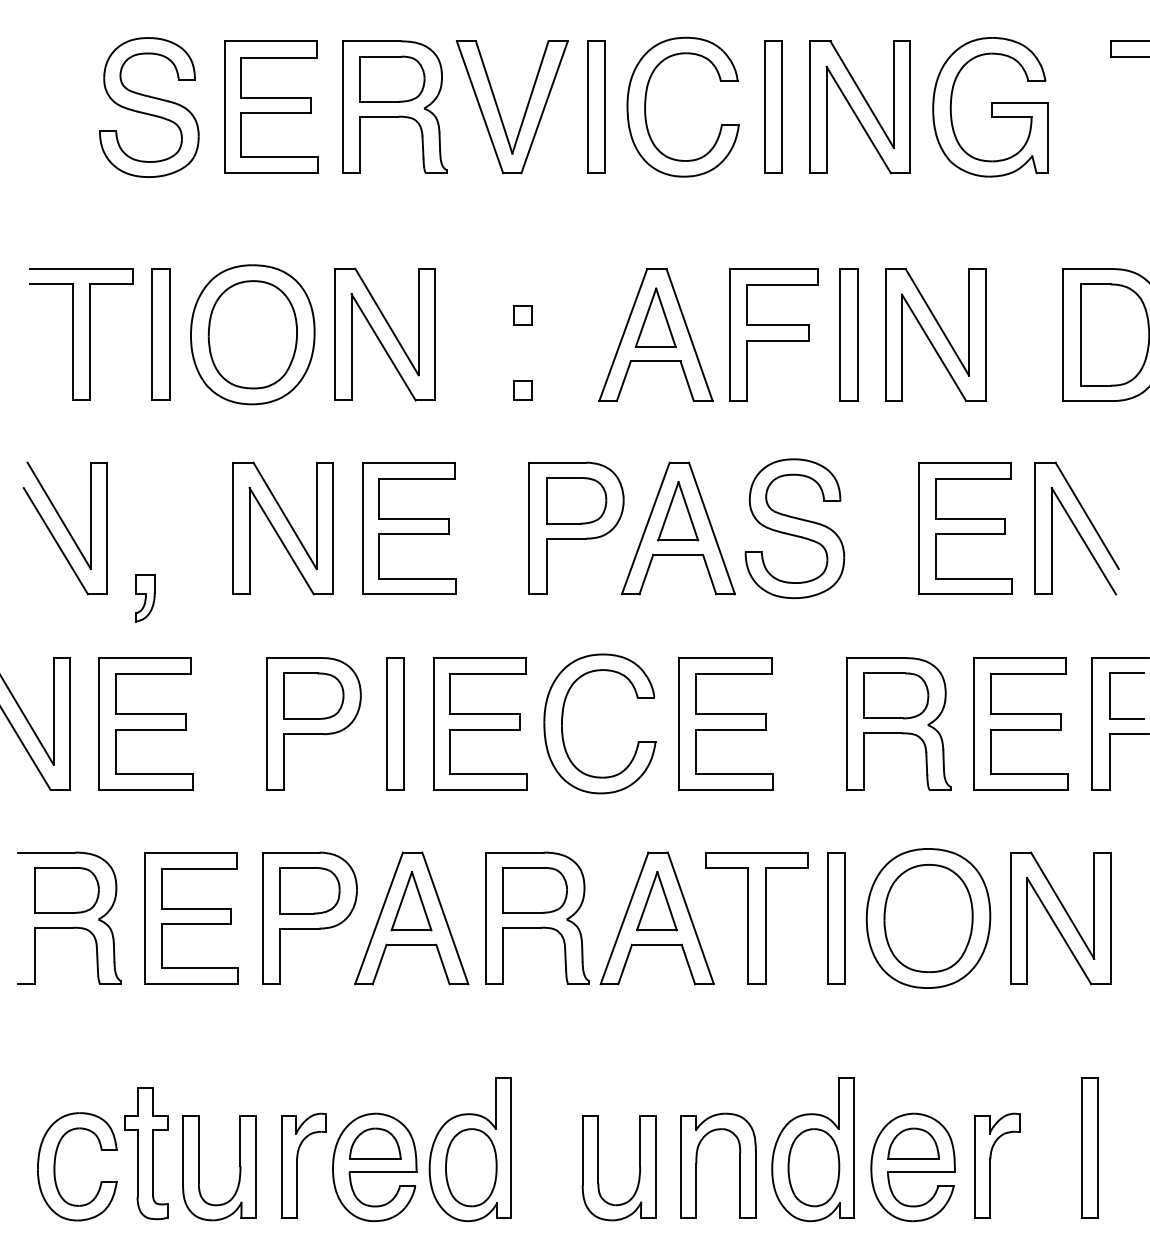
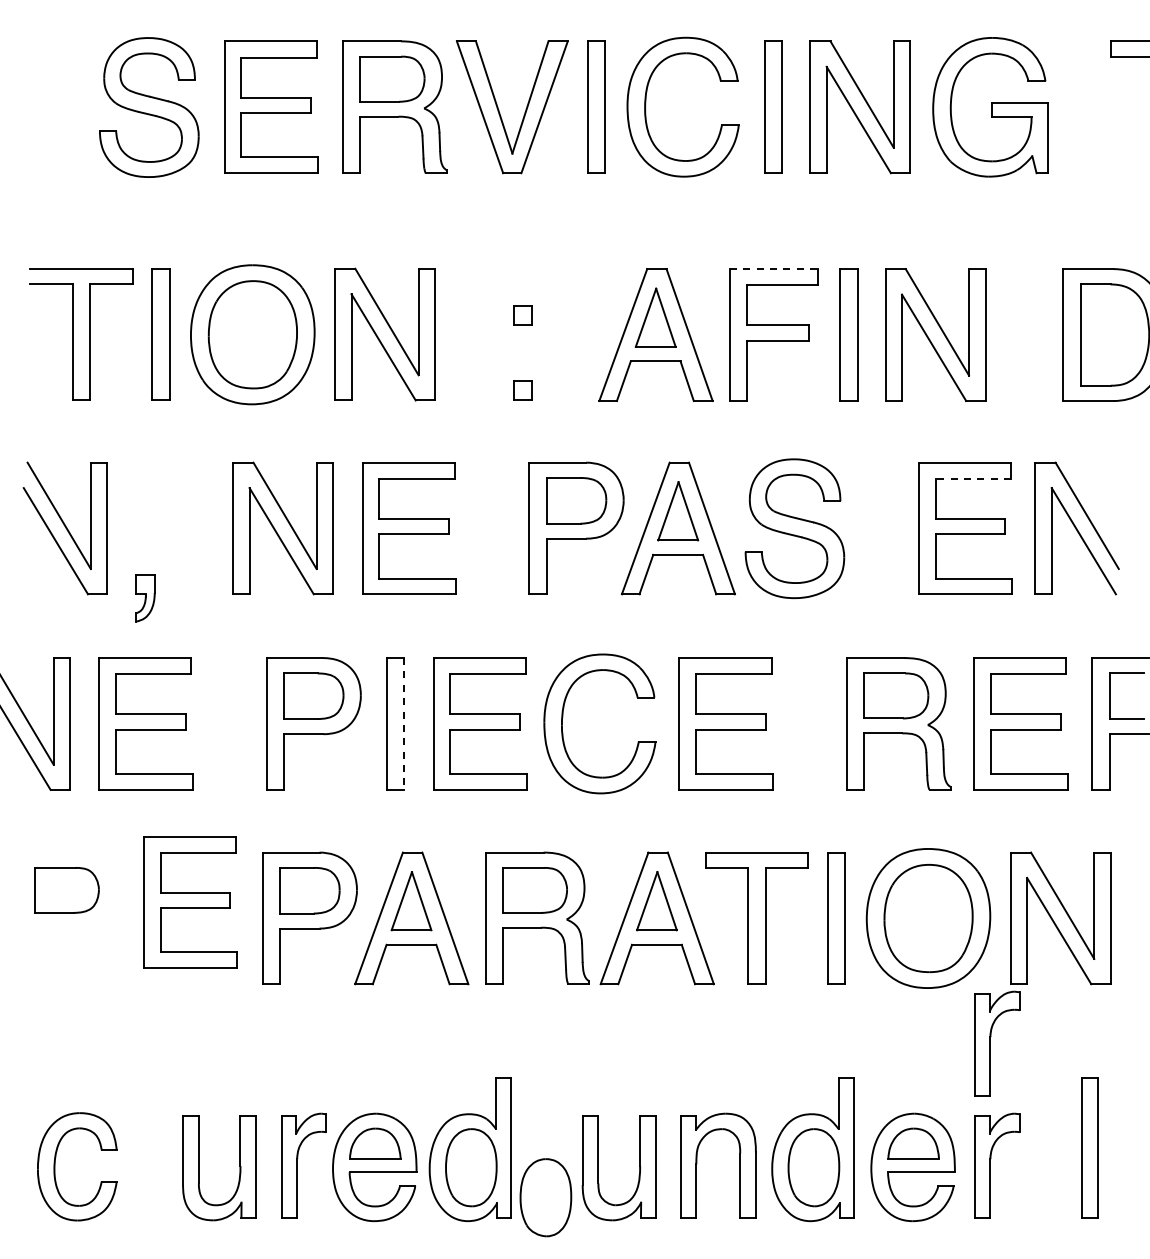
line: solid -> dashed (774, 269)
line: solid -> dashed (973, 478)
line: solid -> dashed (404, 724)
part position: (191, 918) -> (190, 902) (190, 902)
part: present -> none (73, 926)
part: none -> present (990, 1043)
part: present -> none (146, 1153)
part: none -> present (545, 1197)
